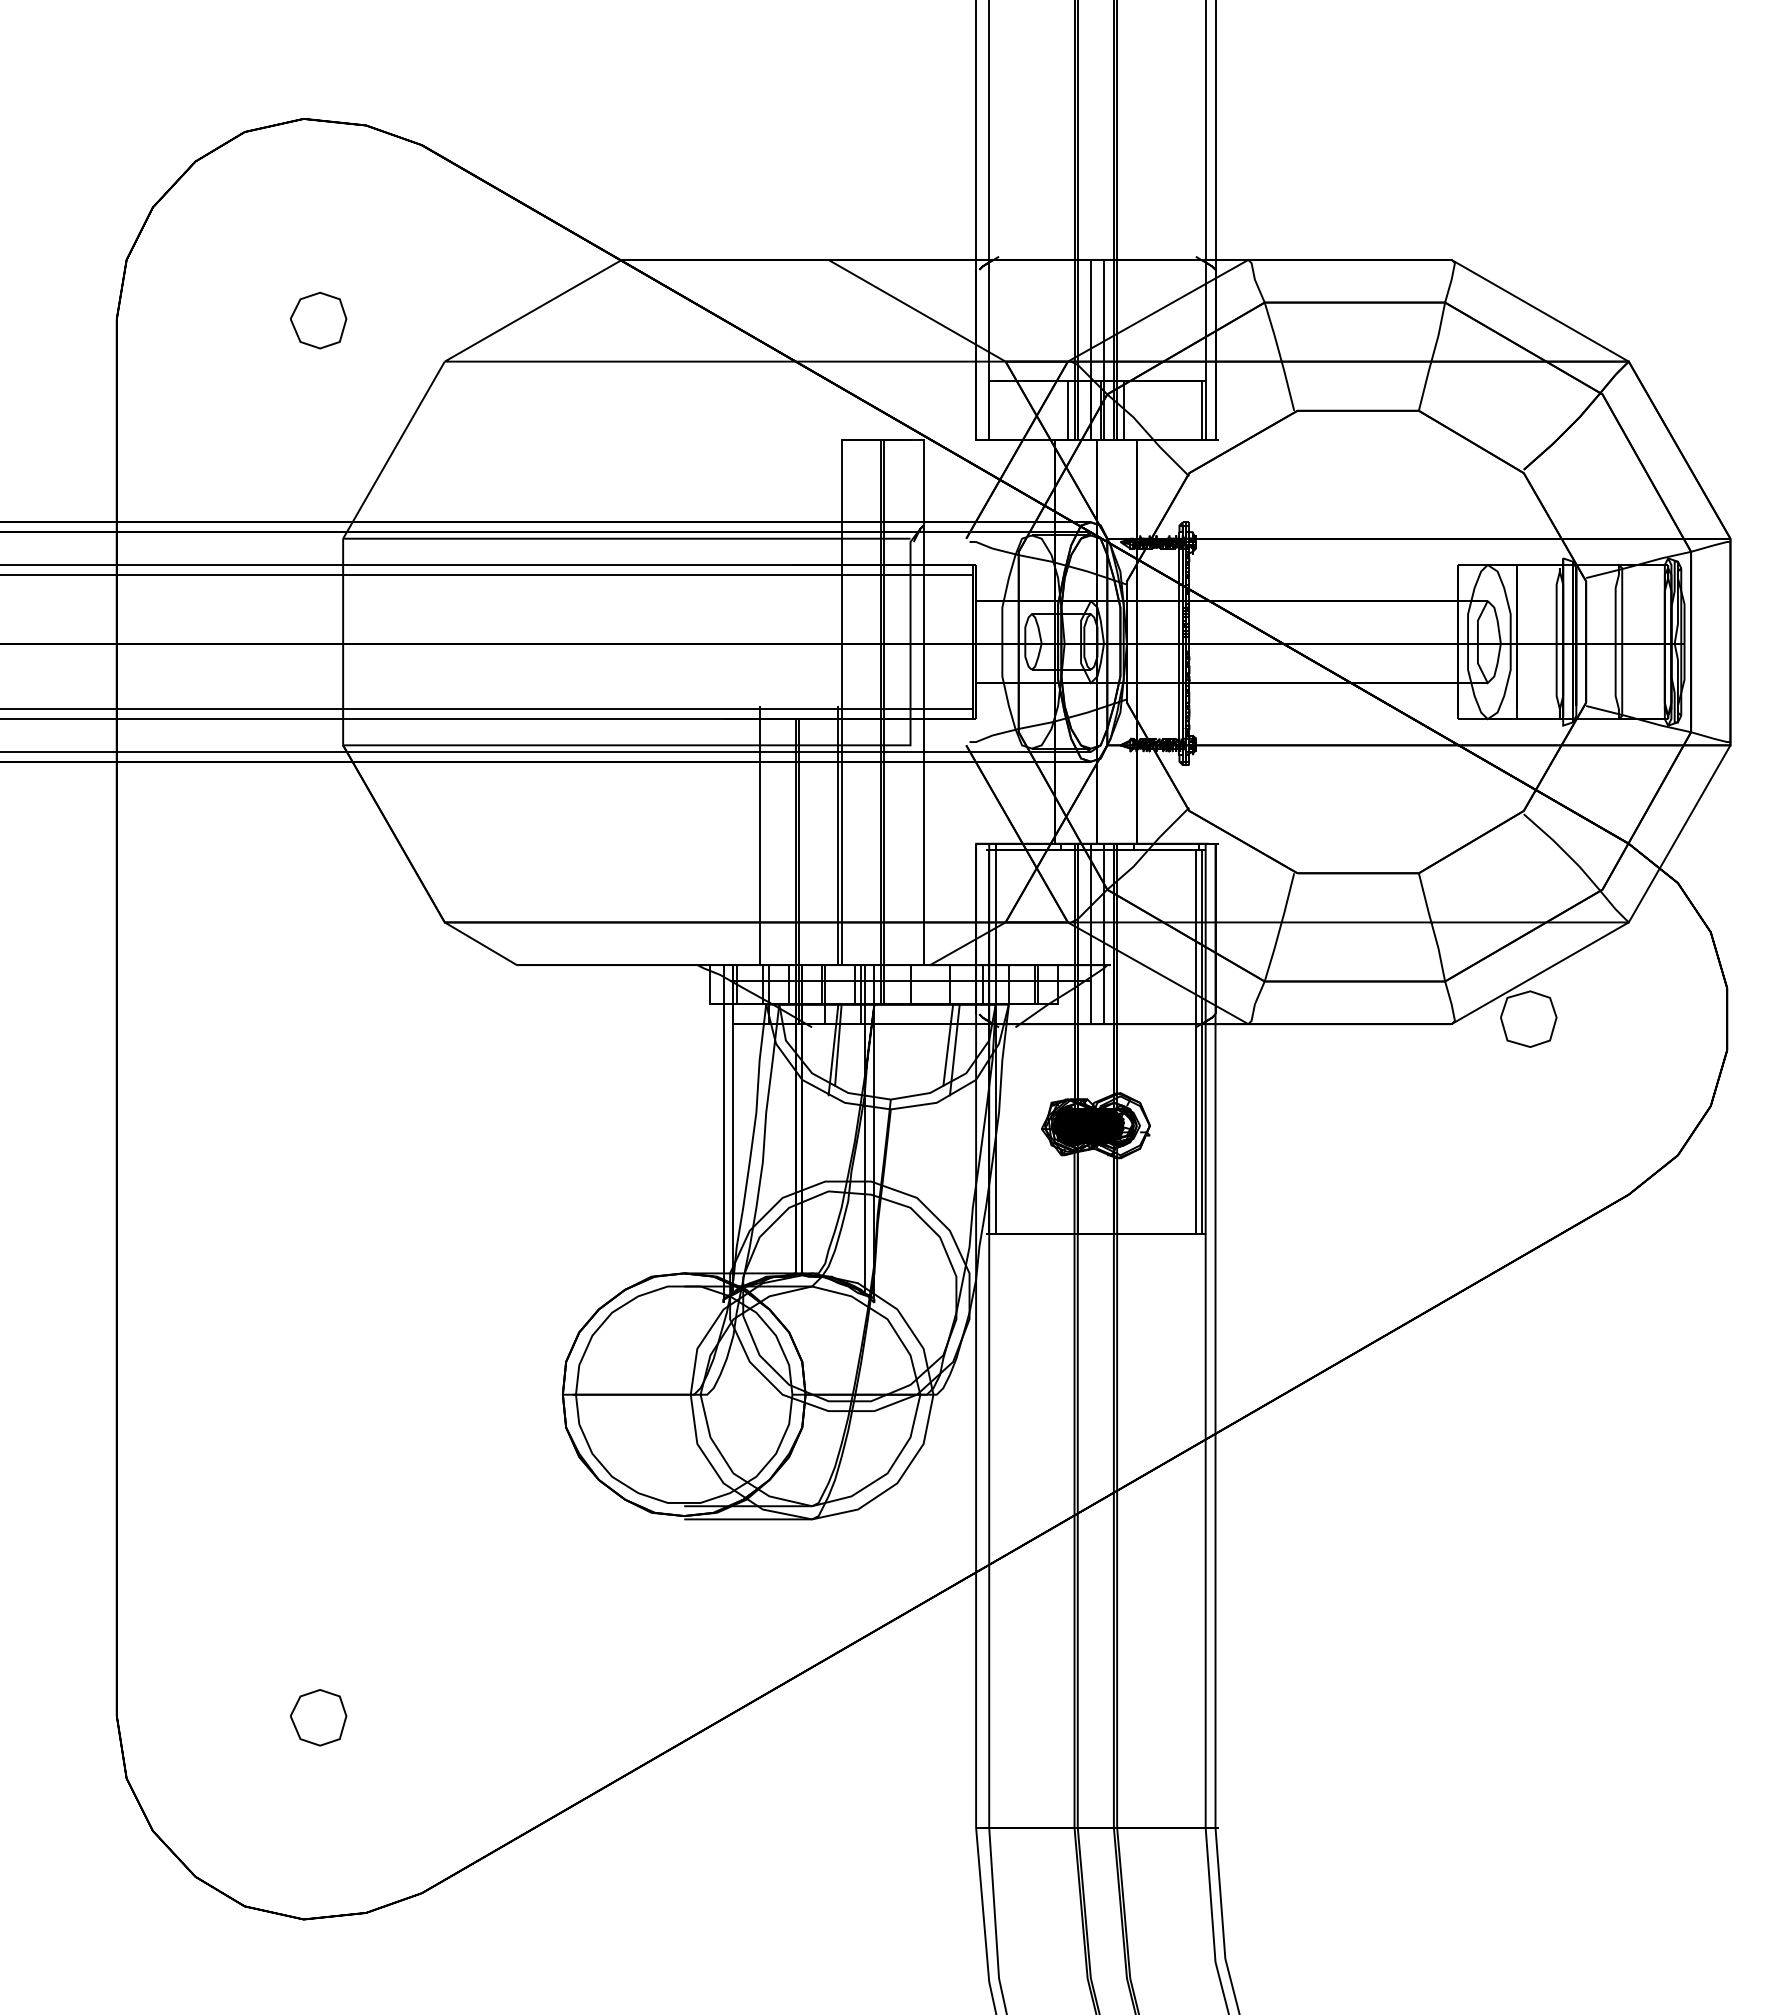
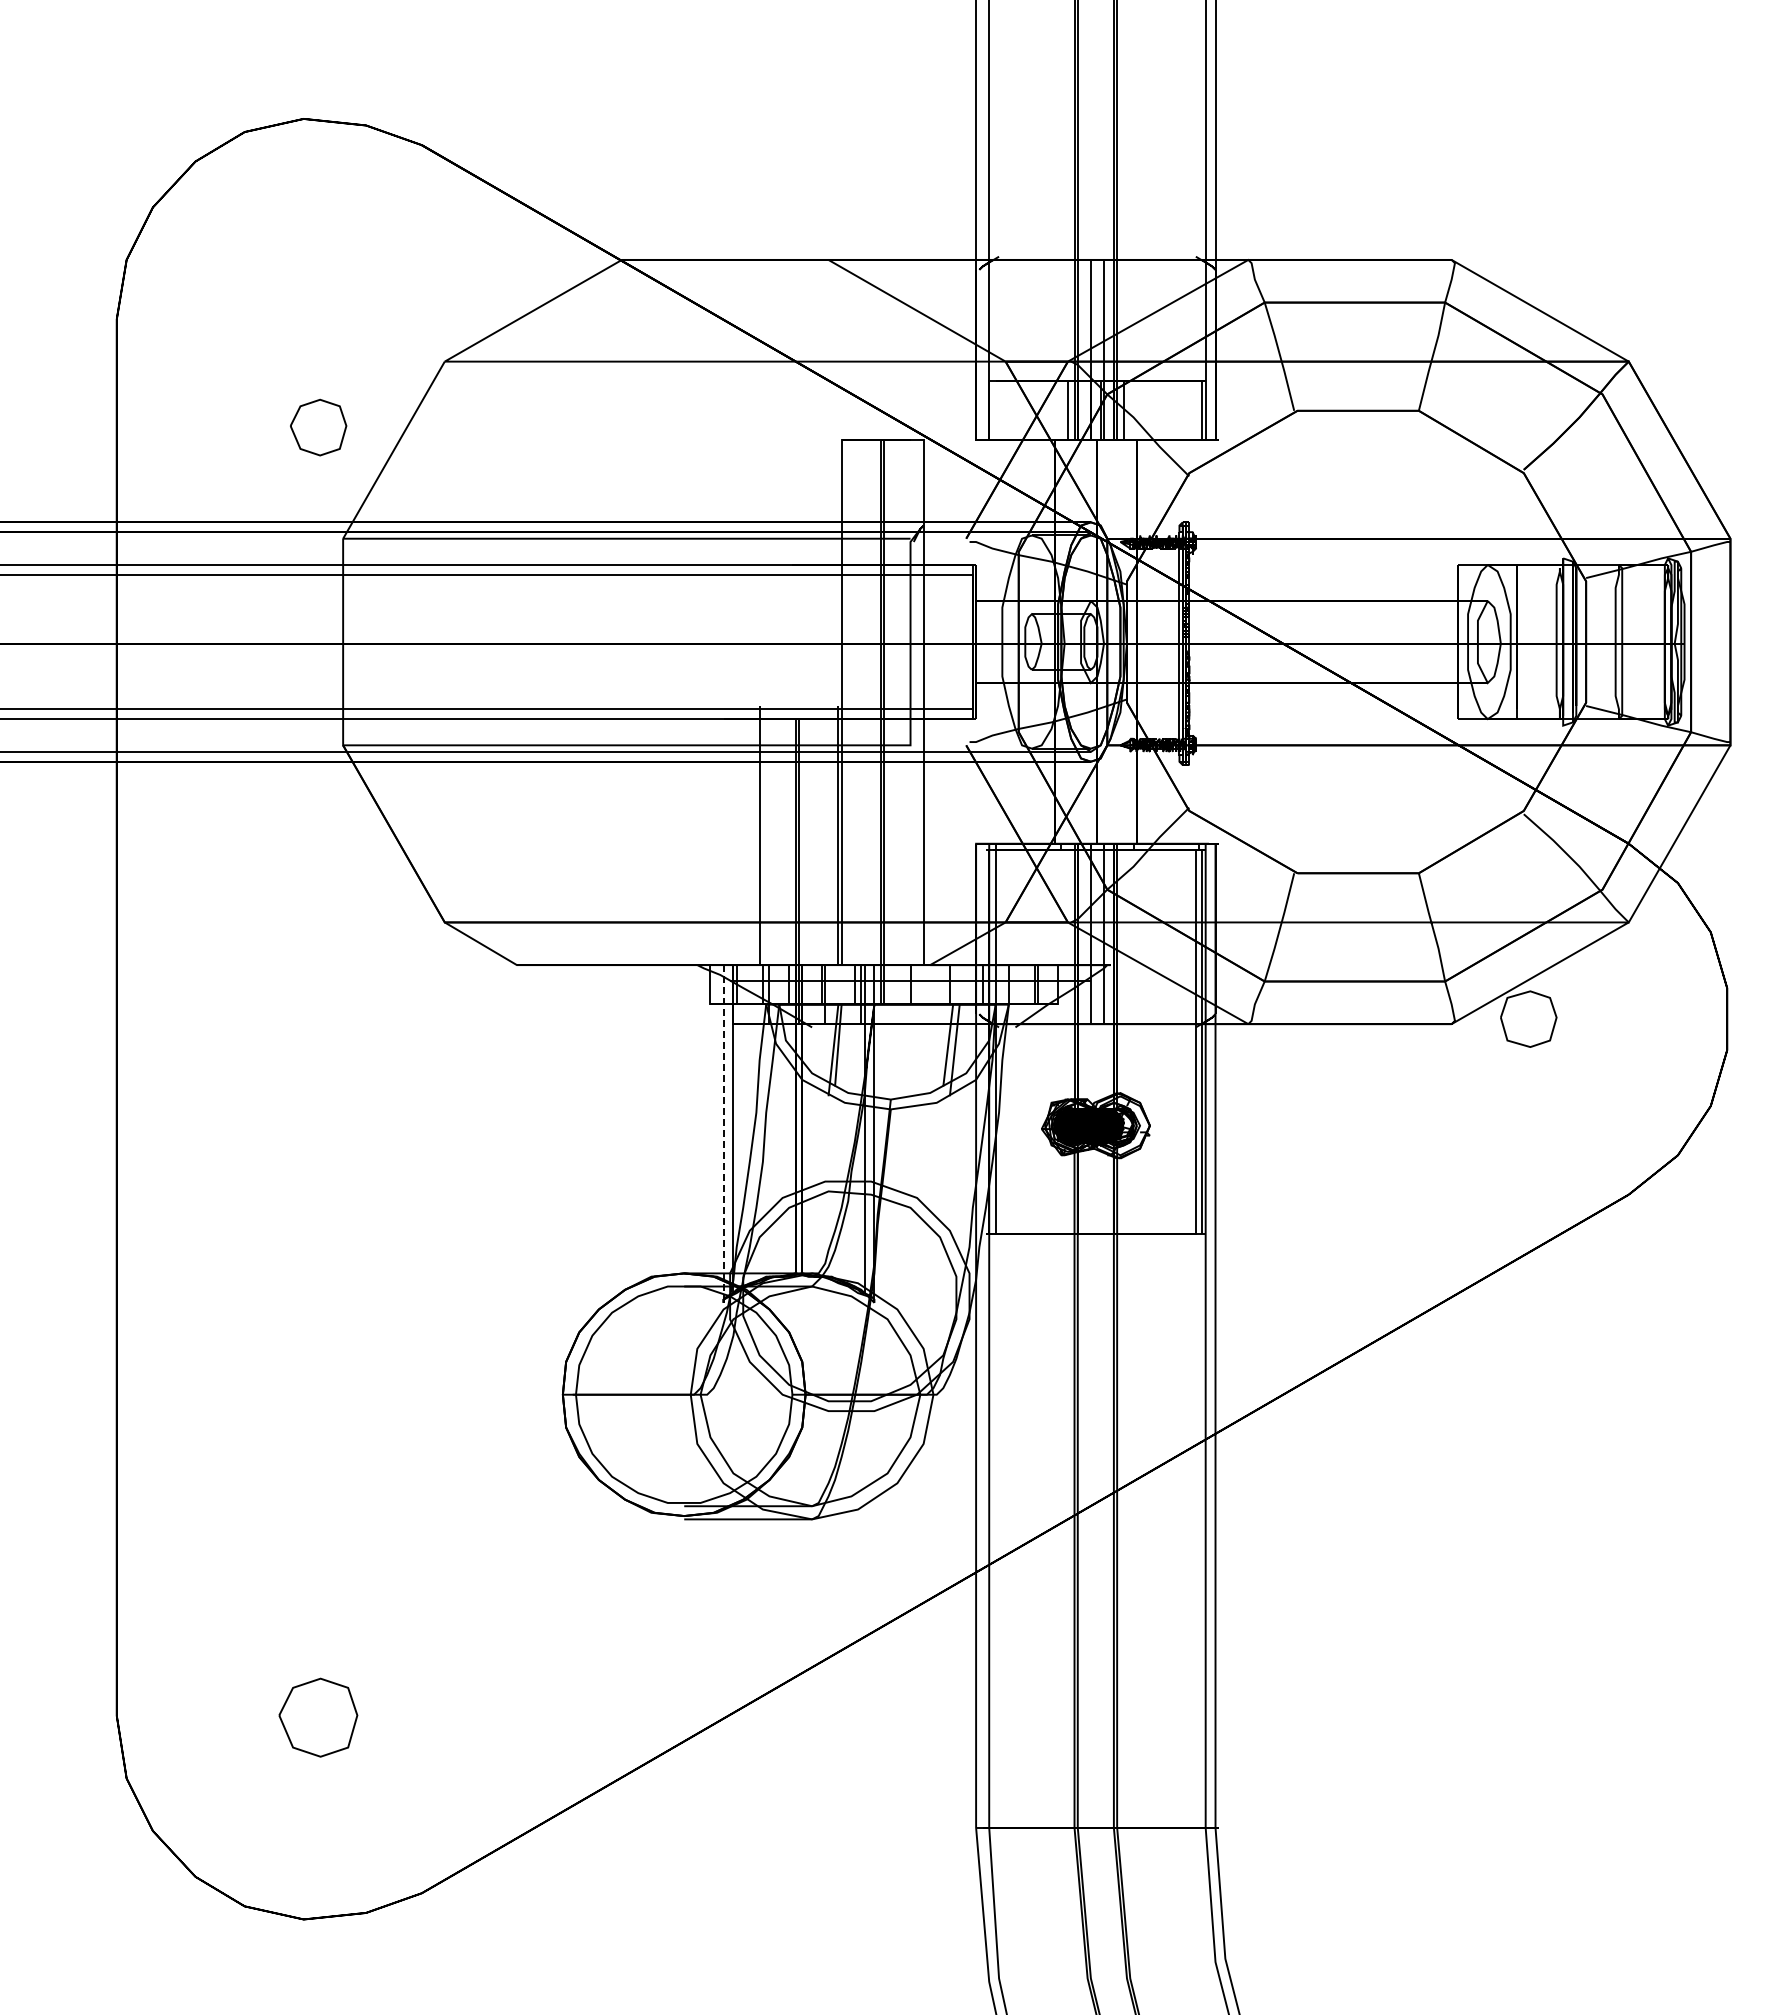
part position: (318, 320) -> (318, 427) (318, 427)
line: solid -> dashed (723, 1134)
part size: 58x58 px -> 81x81 px (318, 1717)
